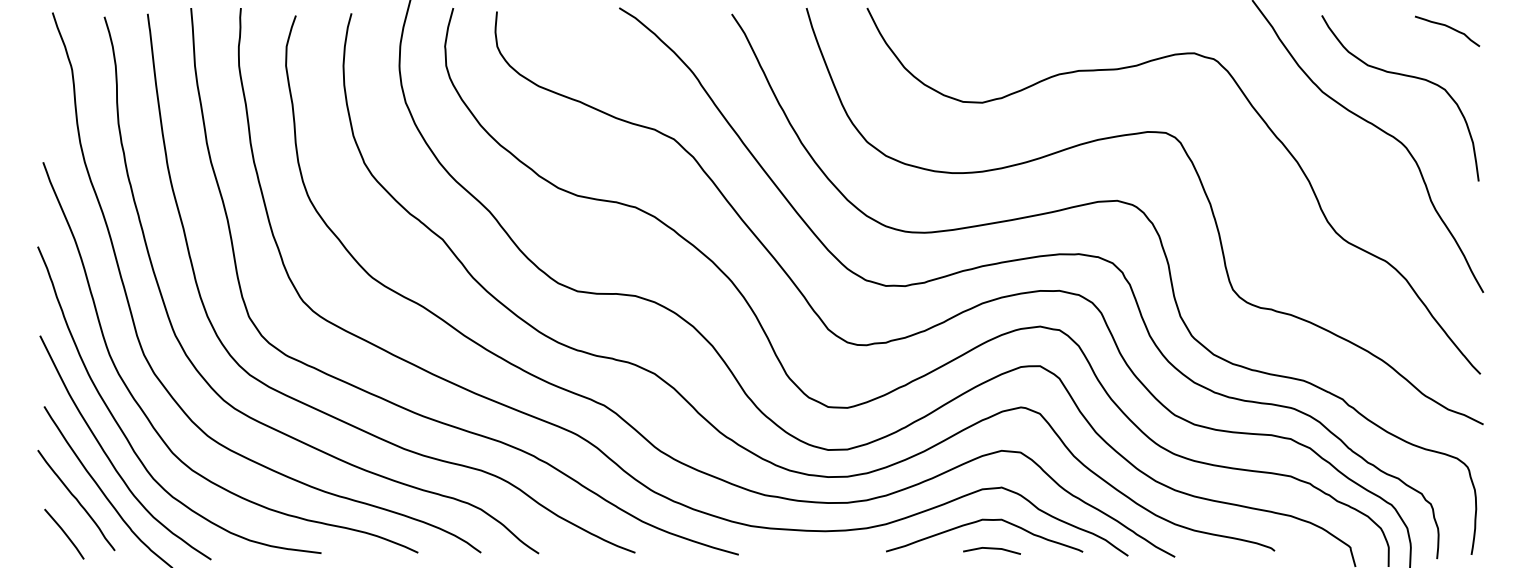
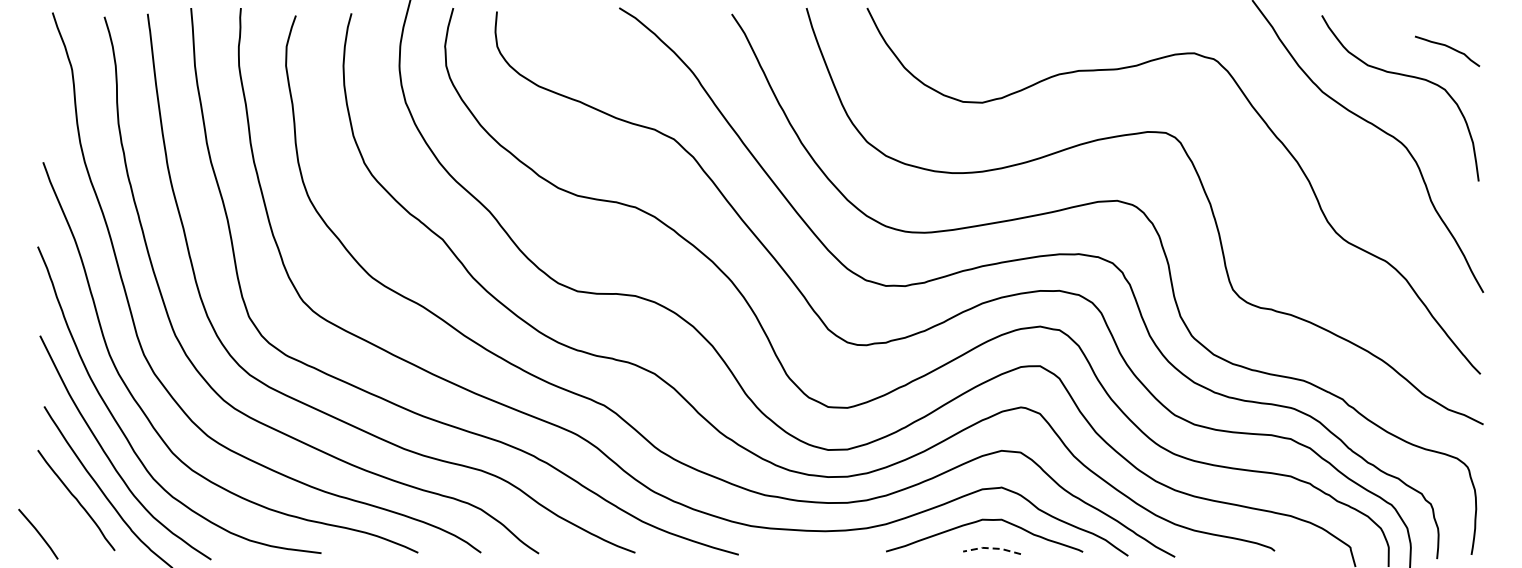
curve position: (1449, 28) -> (1449, 48) (1449, 48)
curve position: (64, 533) -> (38, 533) (38, 533)
line: solid -> dashed (992, 548)
